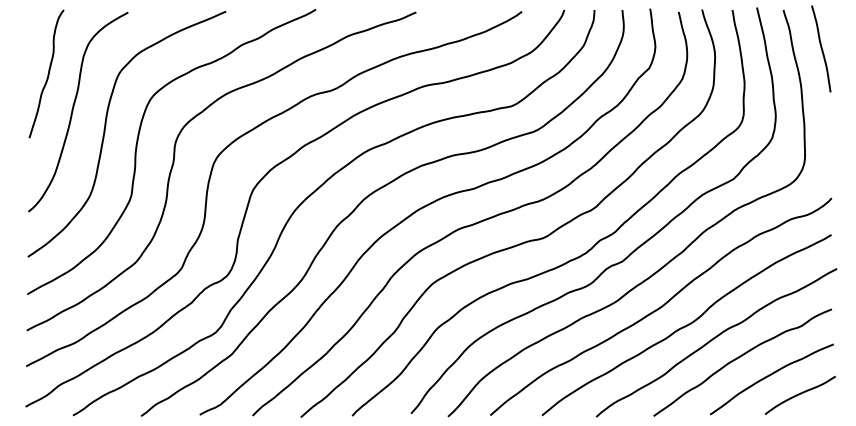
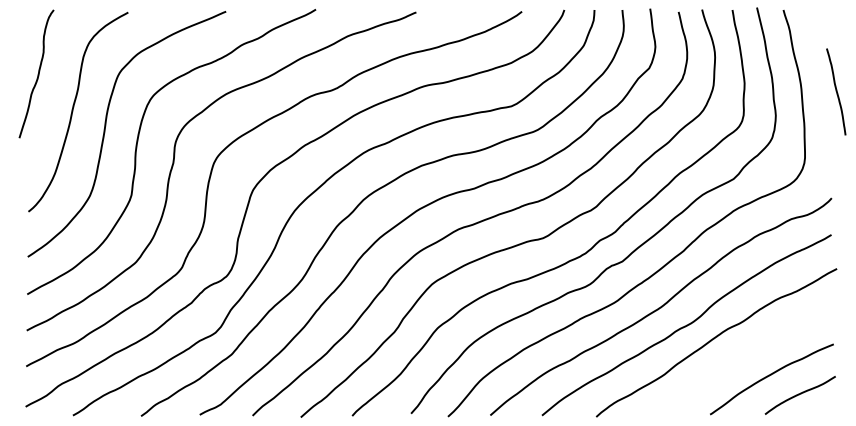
curve position: (821, 48) -> (836, 91) (836, 91)
curve position: (47, 74) -> (37, 74) (37, 74)
curve: present -> none (739, 358)
